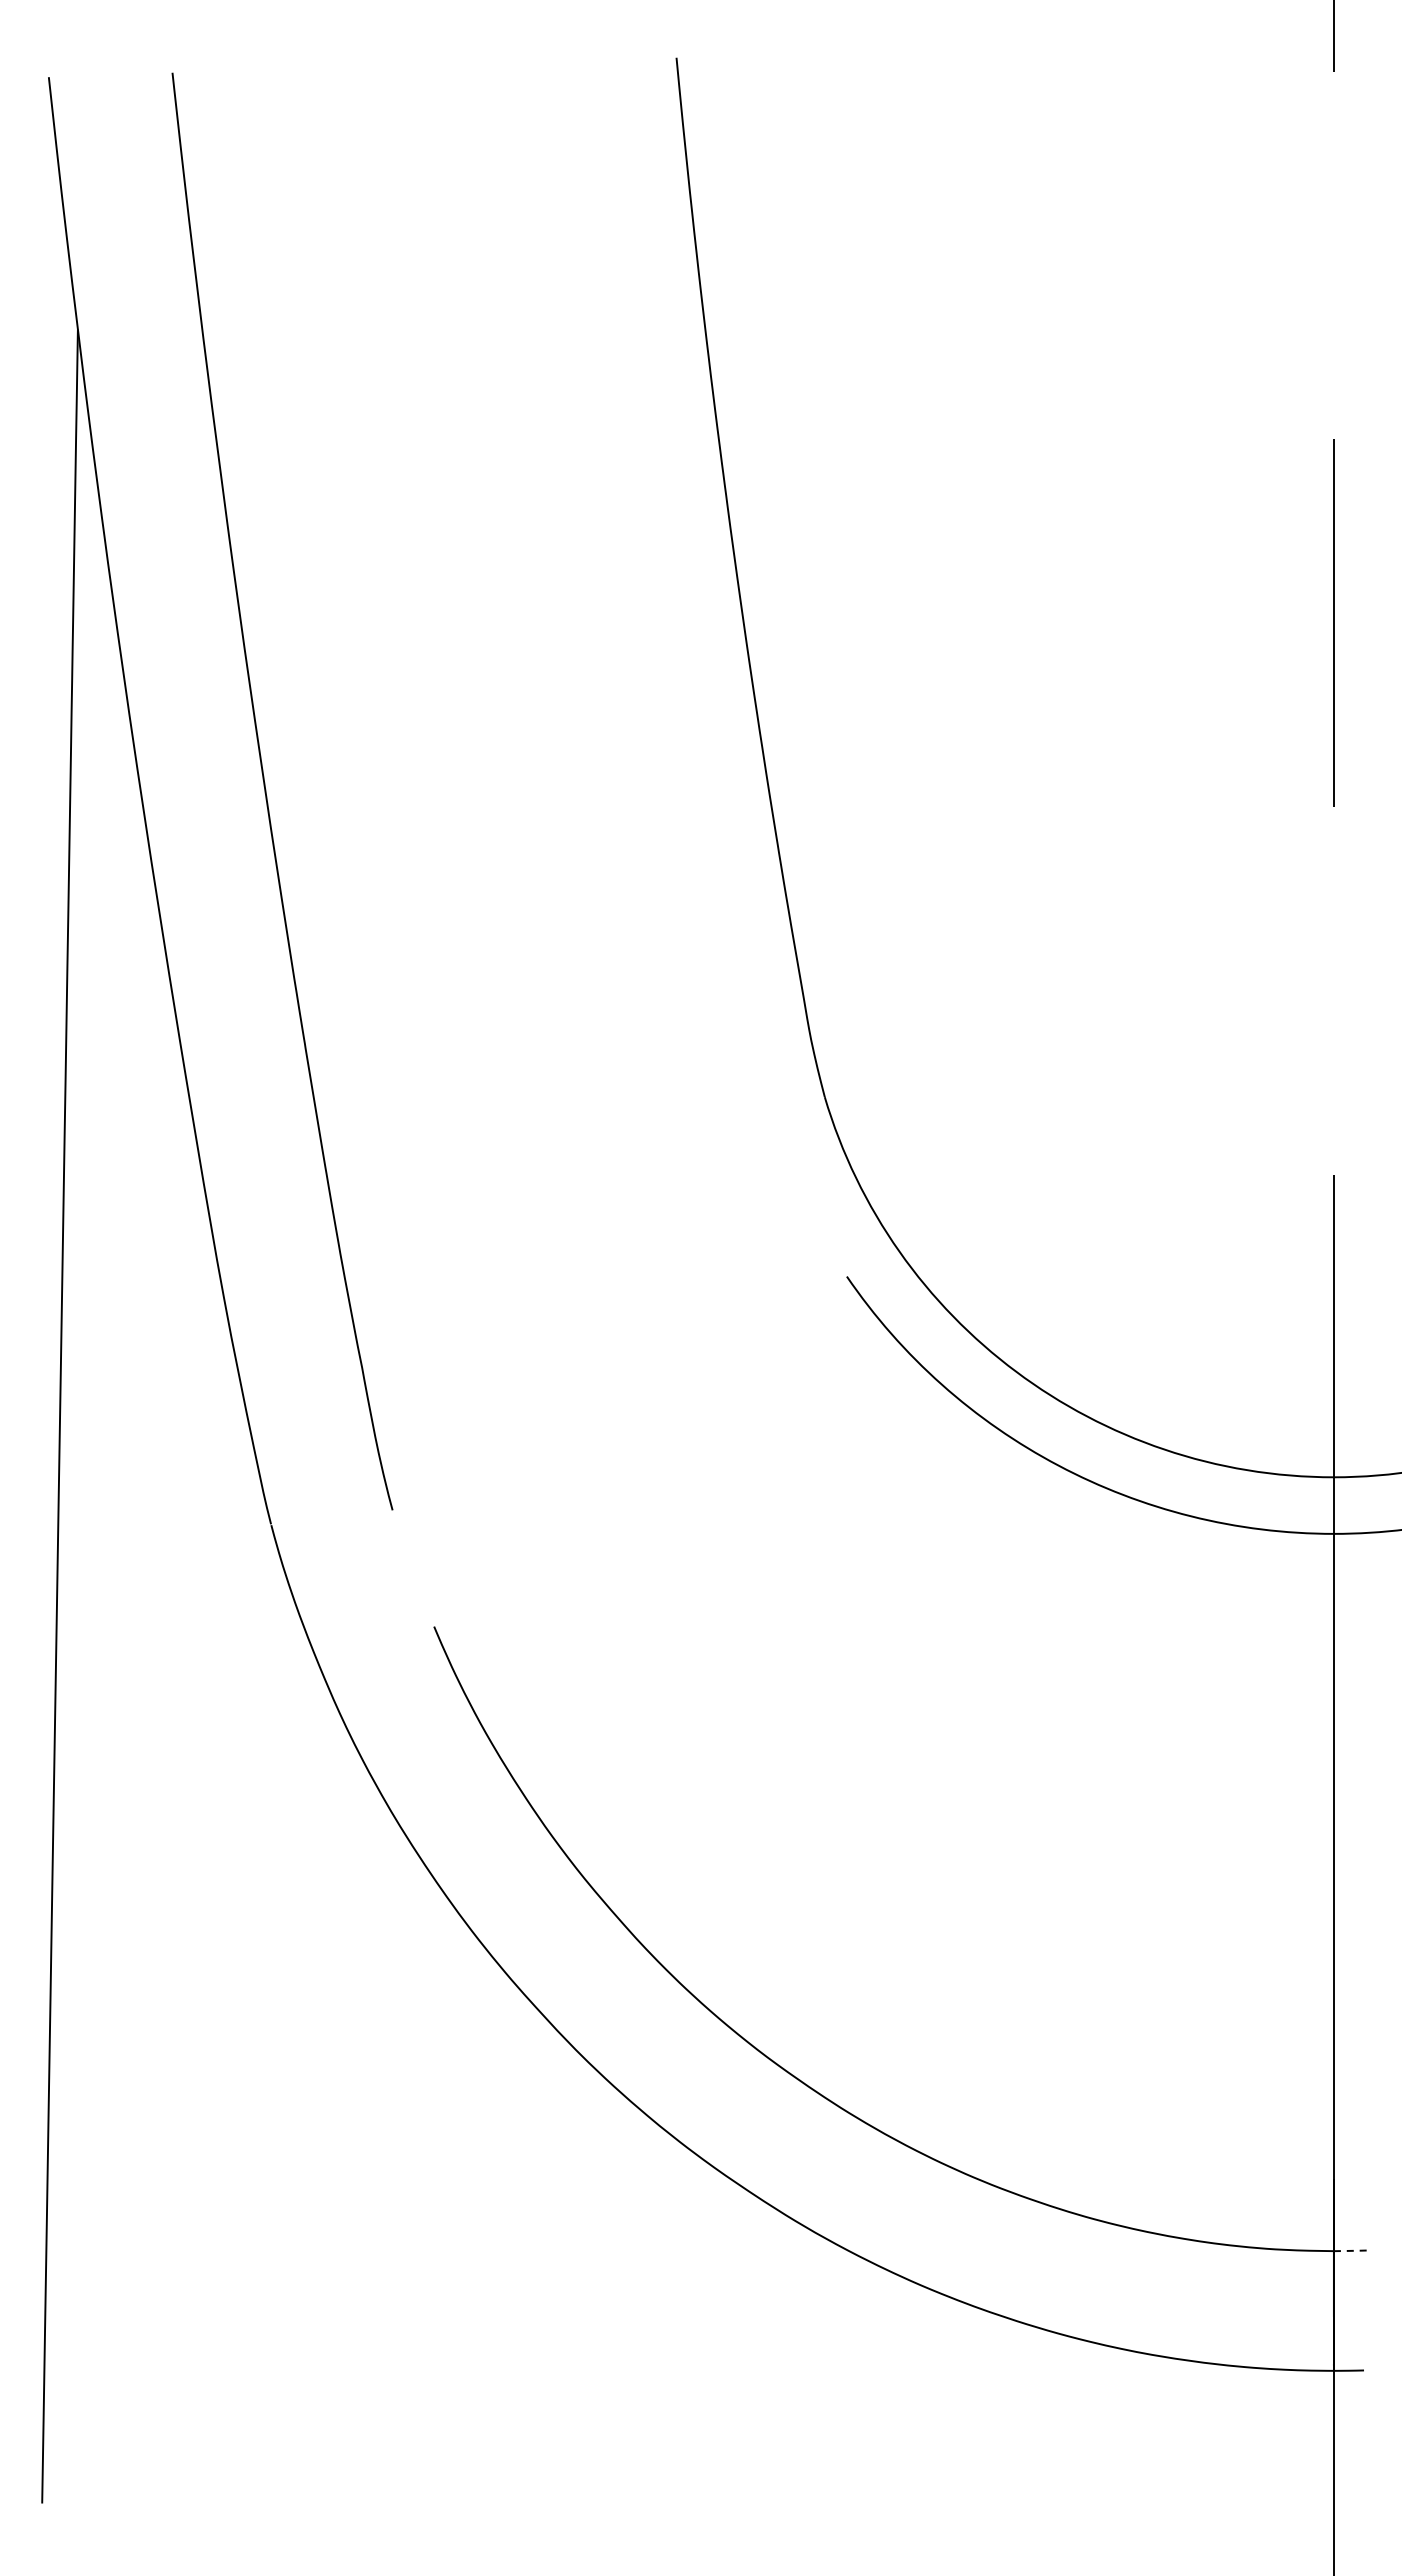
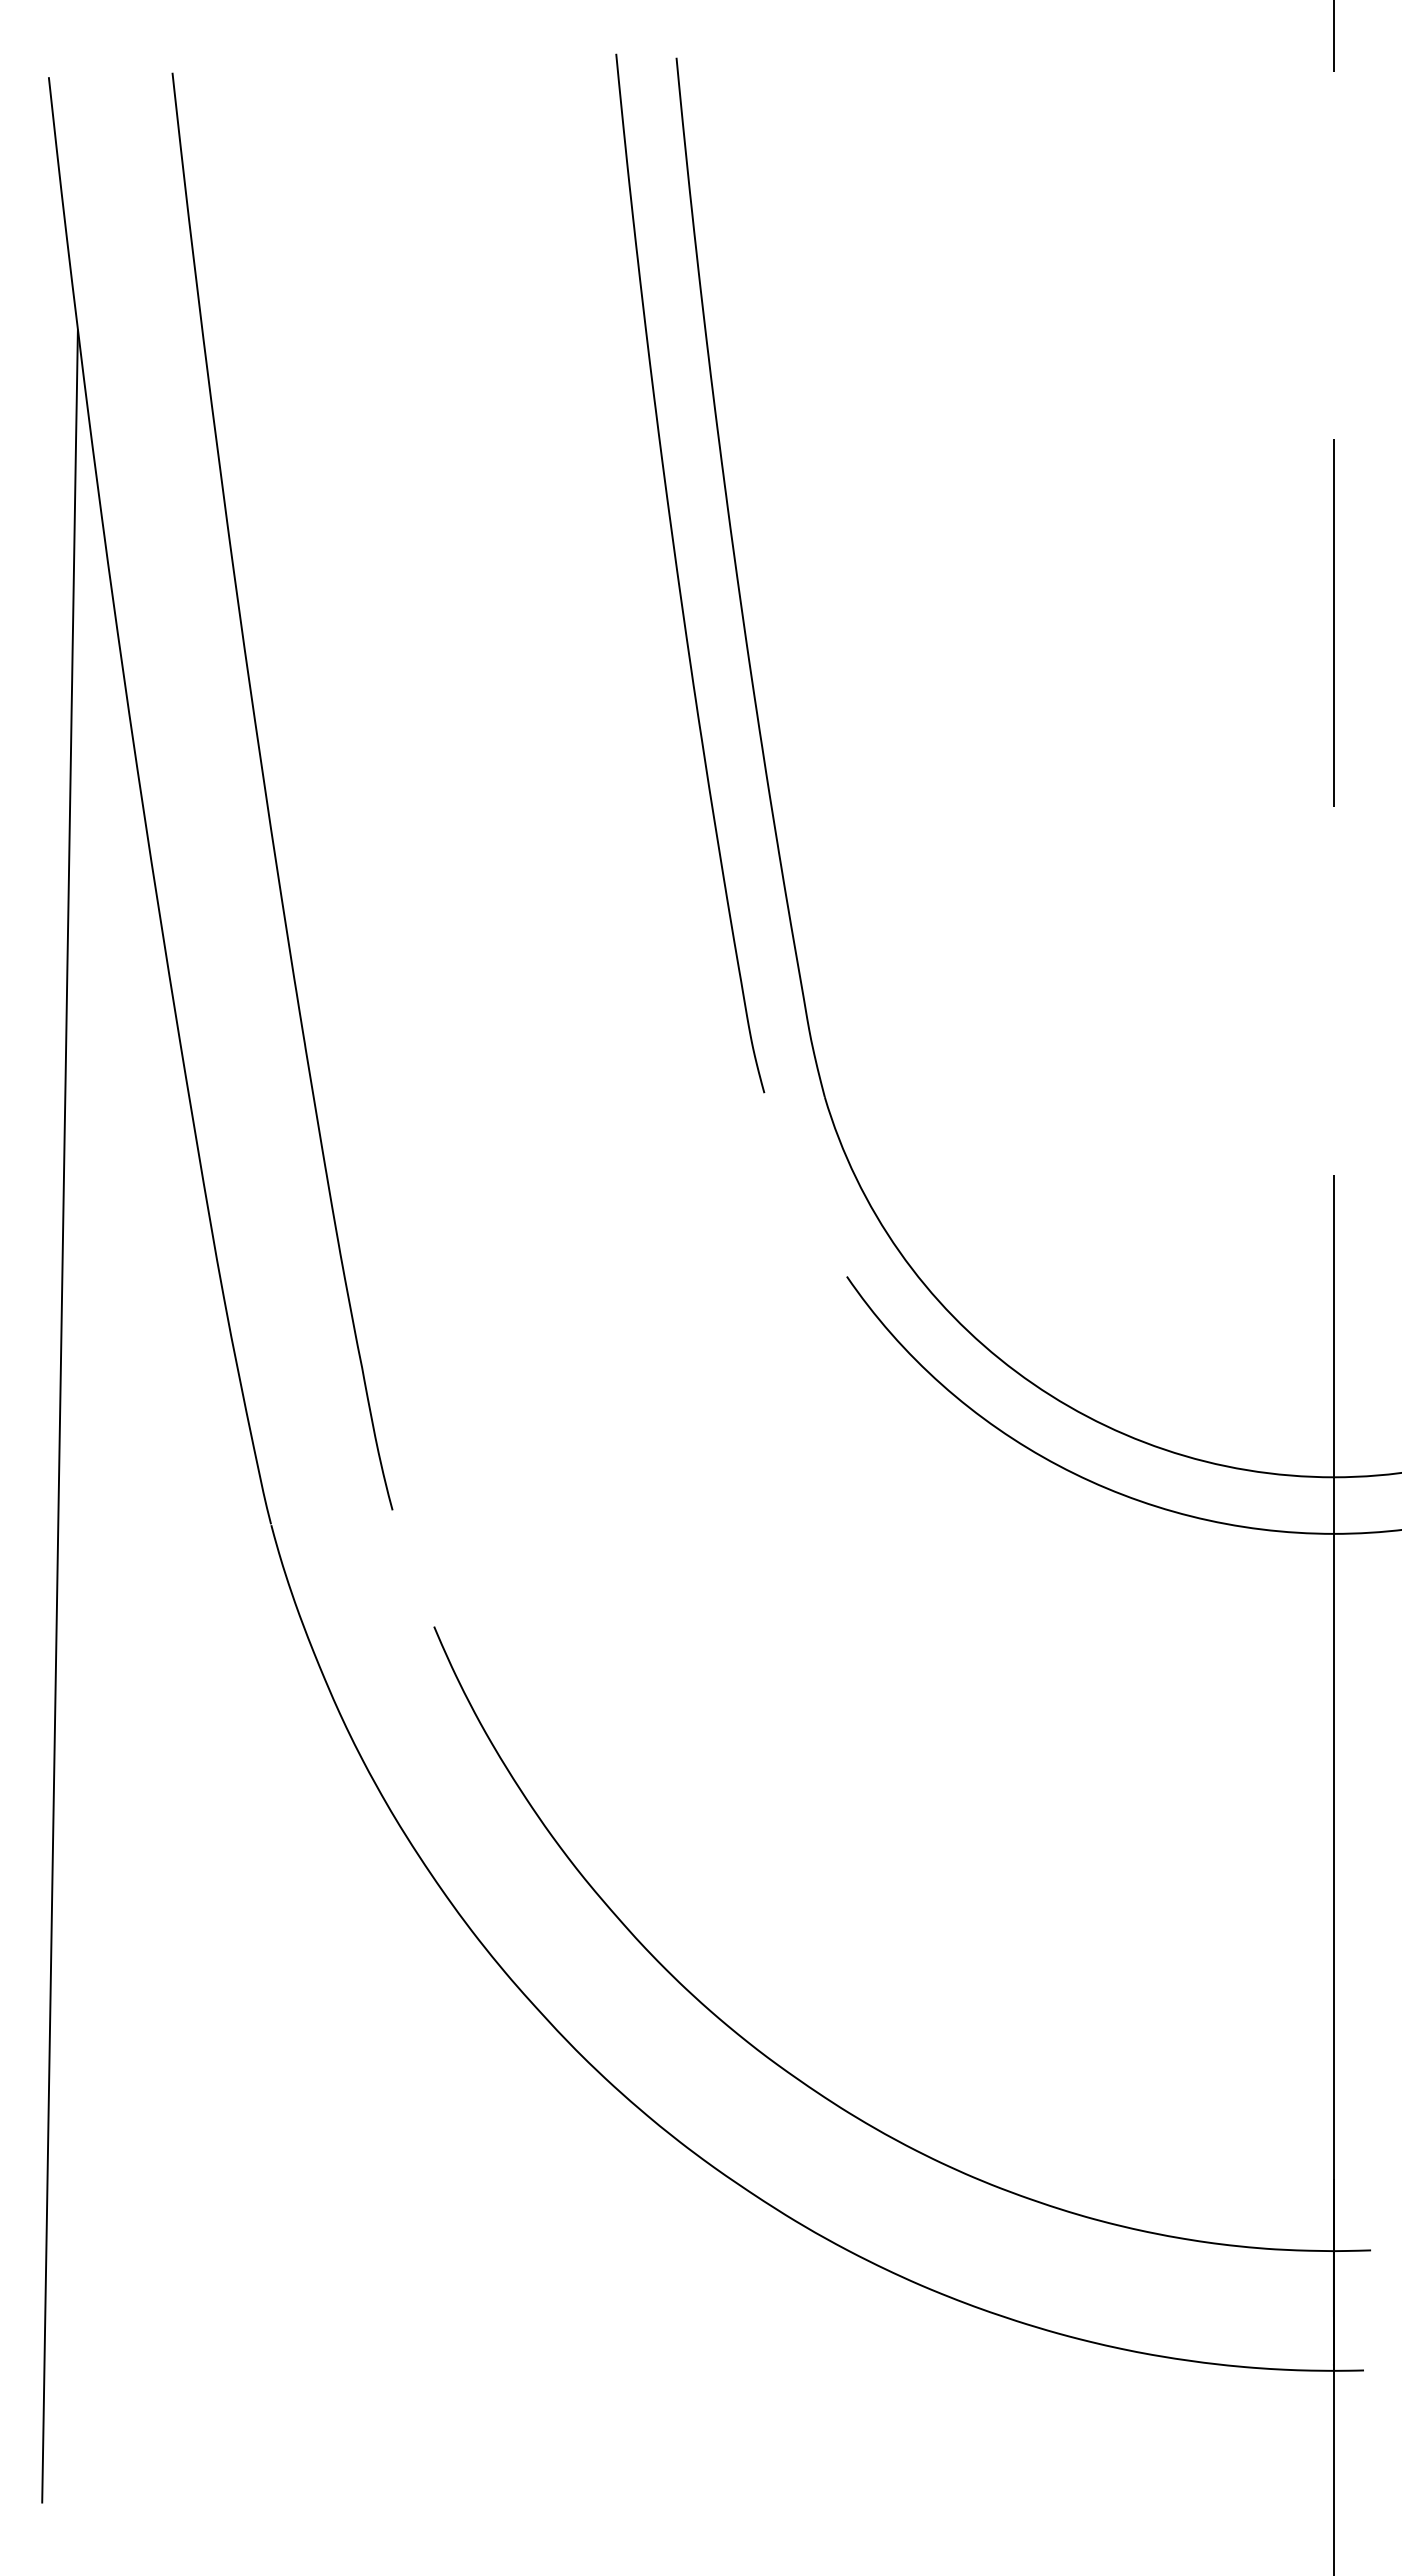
curve: none -> present (678, 573)
line: dashed -> solid (1353, 2250)
